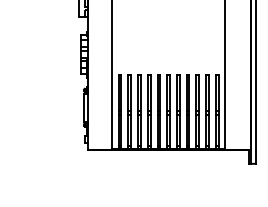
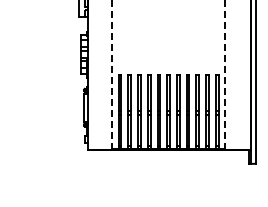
line: solid -> dashed (111, 75)
line: solid -> dashed (225, 75)
